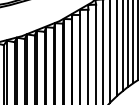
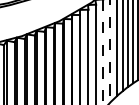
line: solid -> dashed (110, 51)
line: solid -> dashed (103, 52)
